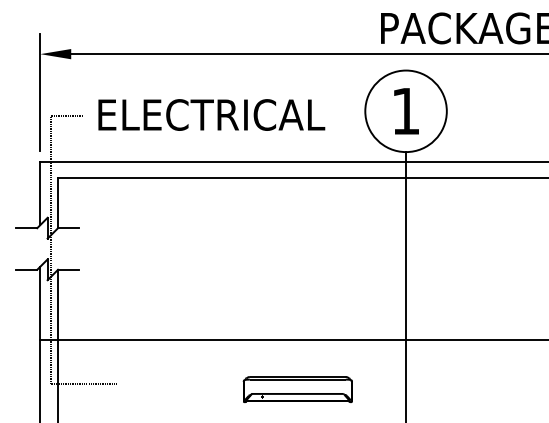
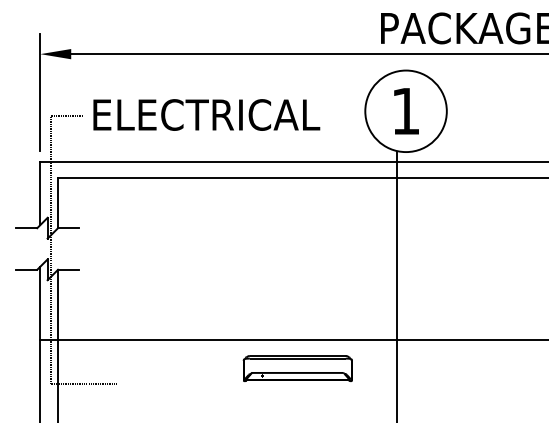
text position: (211, 114) -> (206, 114) (206, 114)
line position: (406, 285) -> (397, 285) (397, 285)
part position: (297, 389) -> (297, 368) (297, 368)
